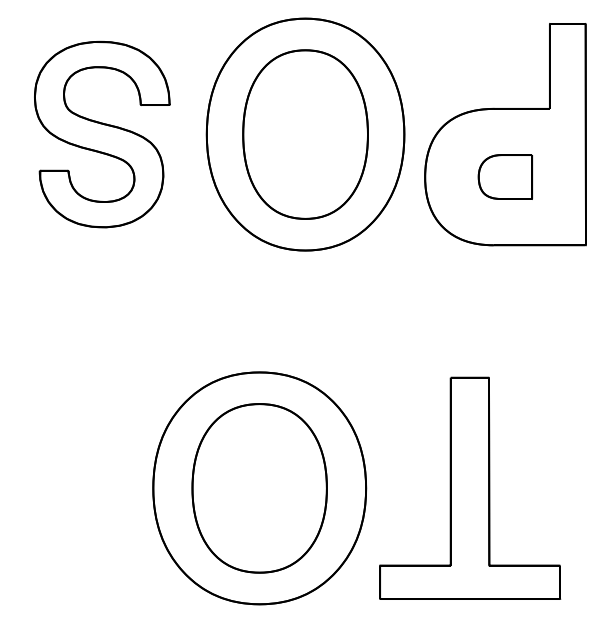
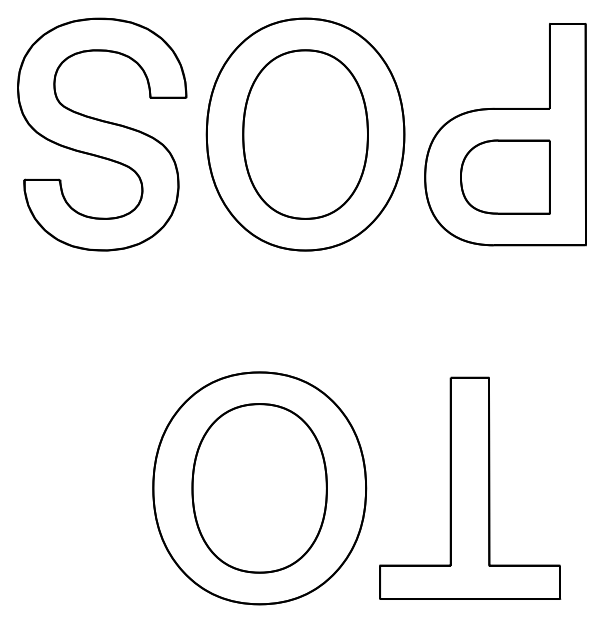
part size: 137x188 px -> 171x235 px (102, 134)
part size: 56x46 px -> 91x76 px (505, 176)
